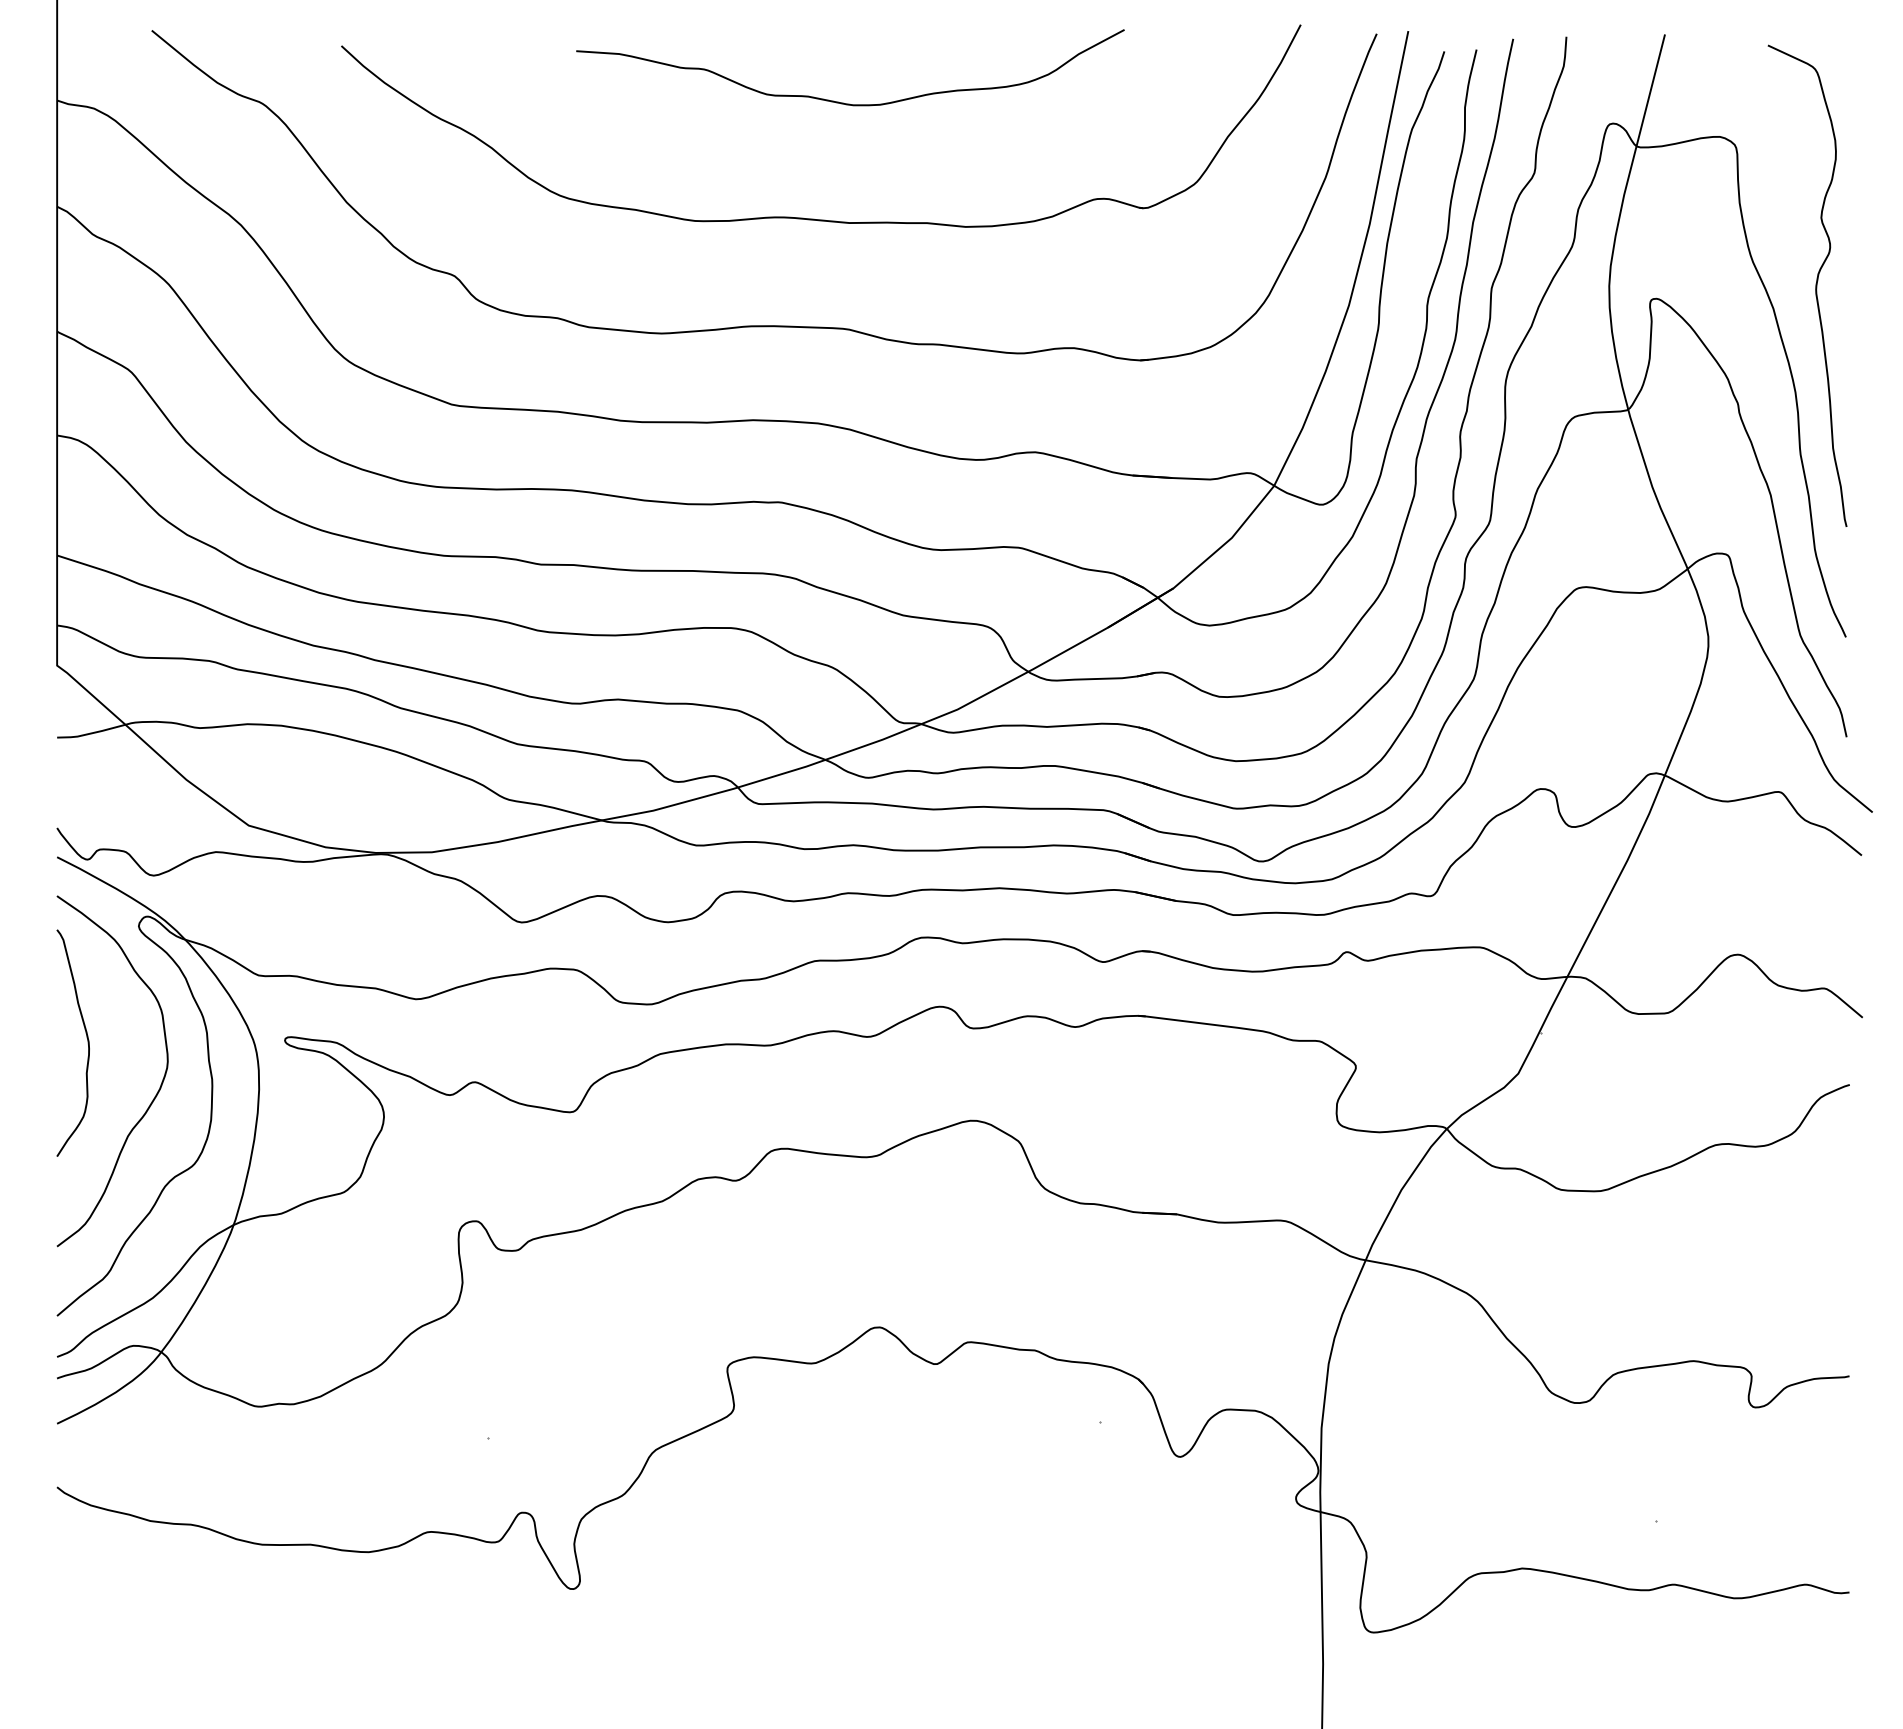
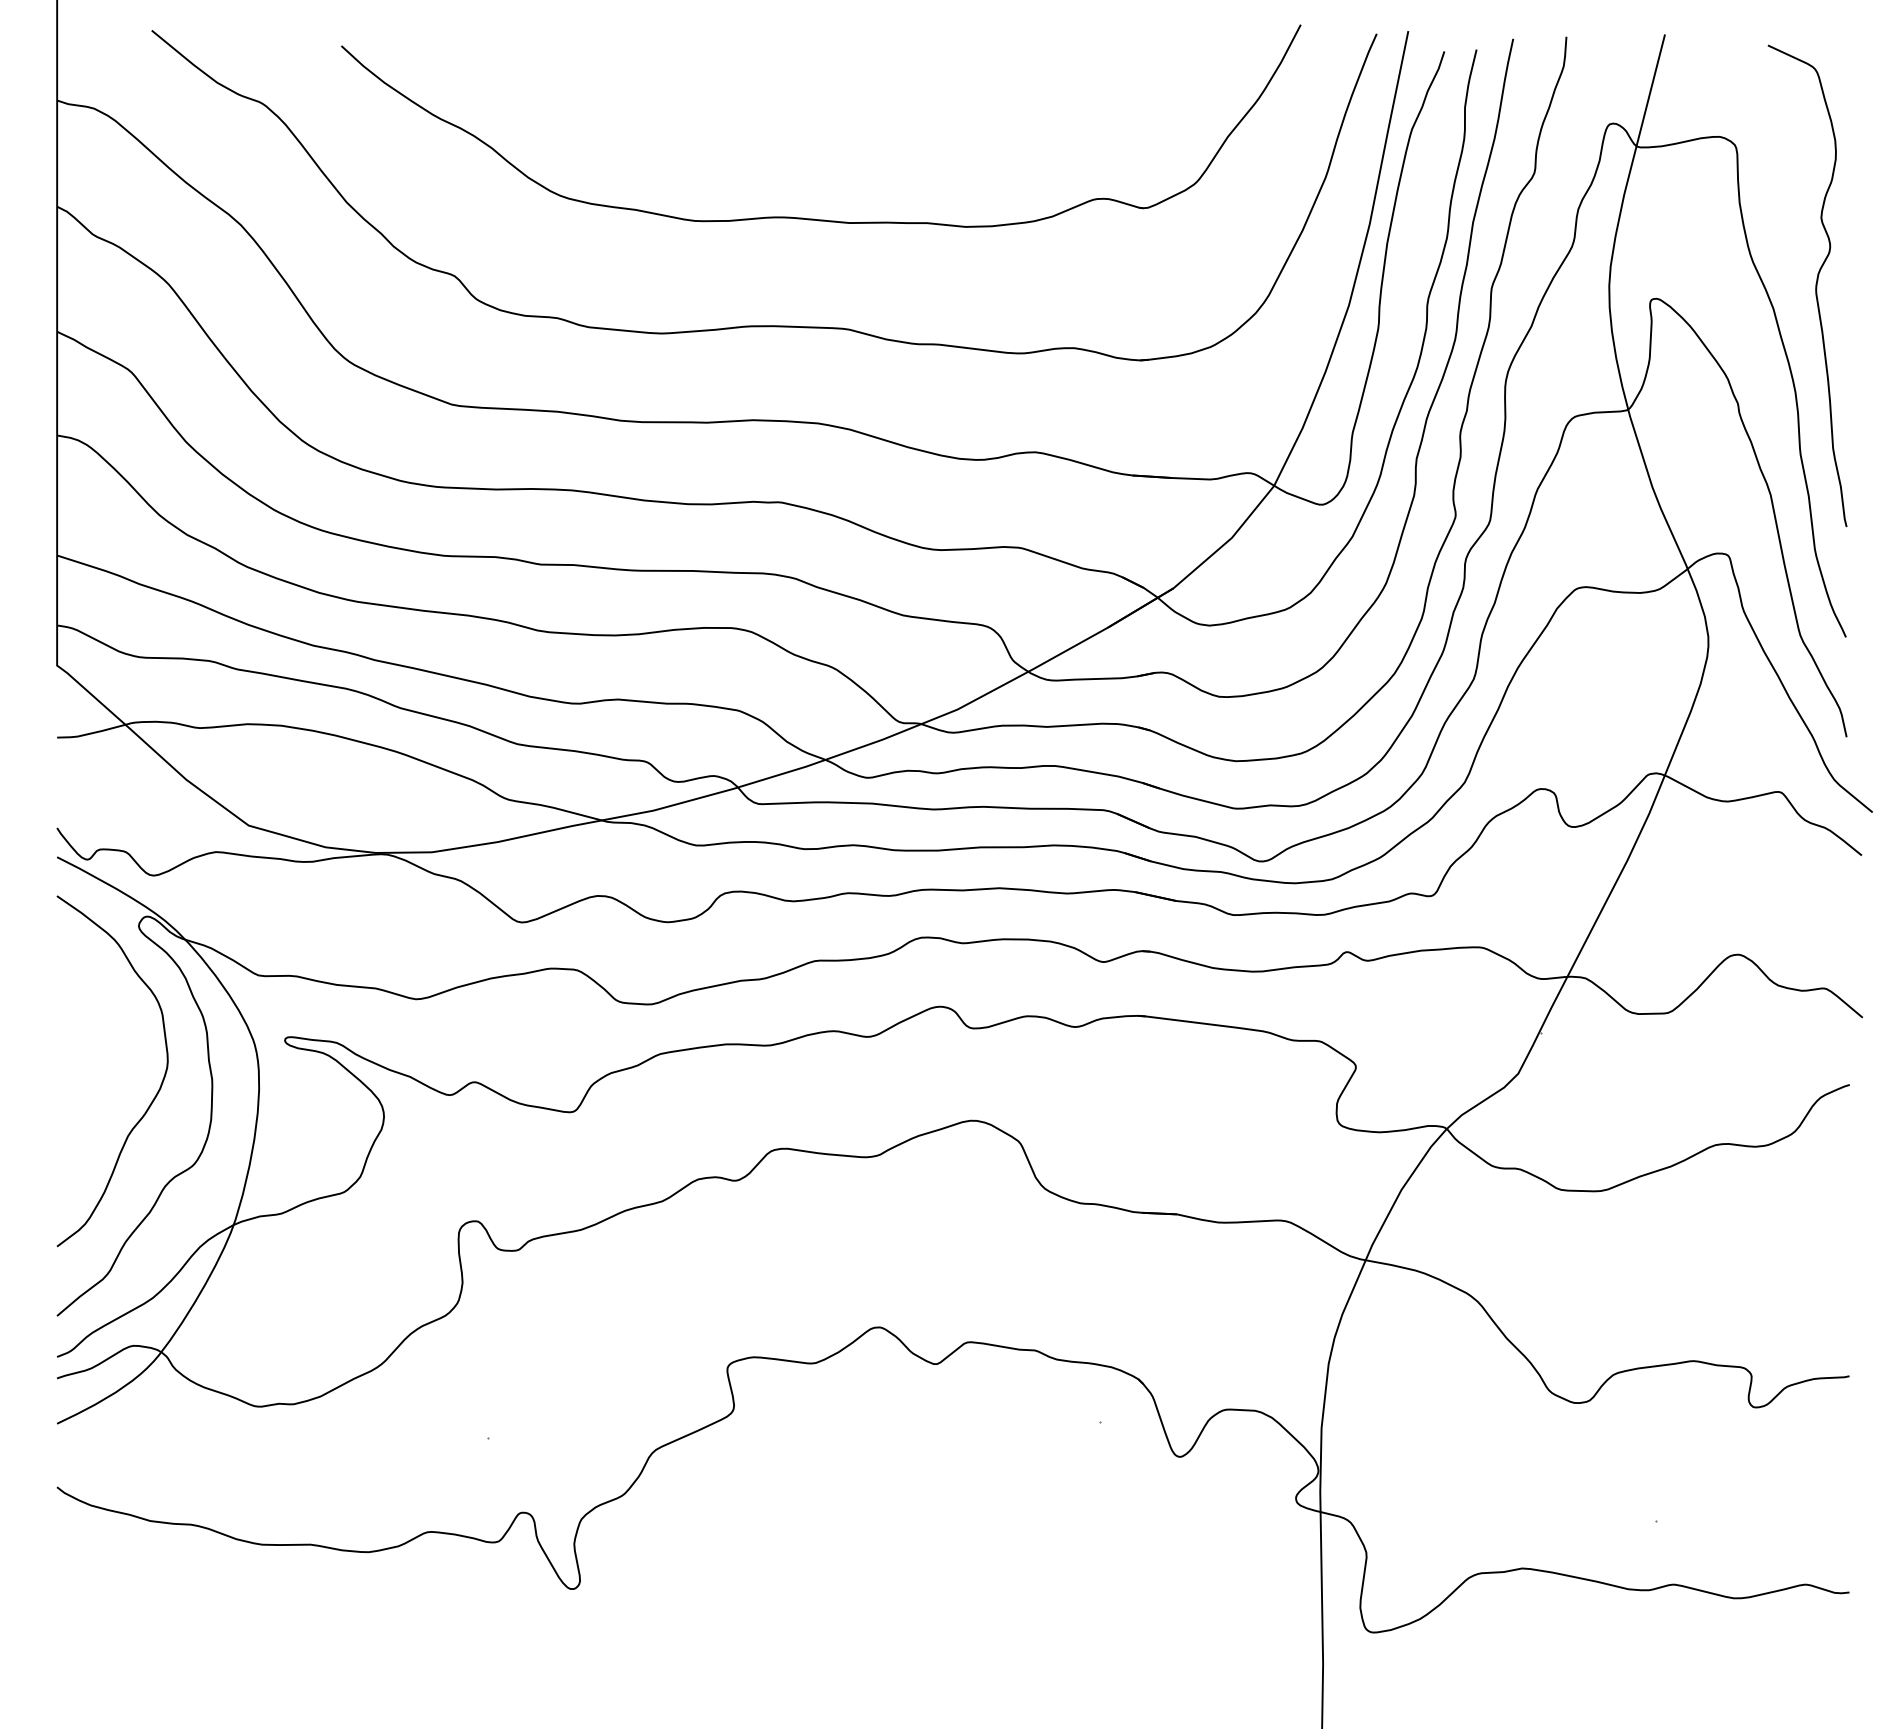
curve: present -> none (843, 102)
curve: present -> none (86, 1037)
